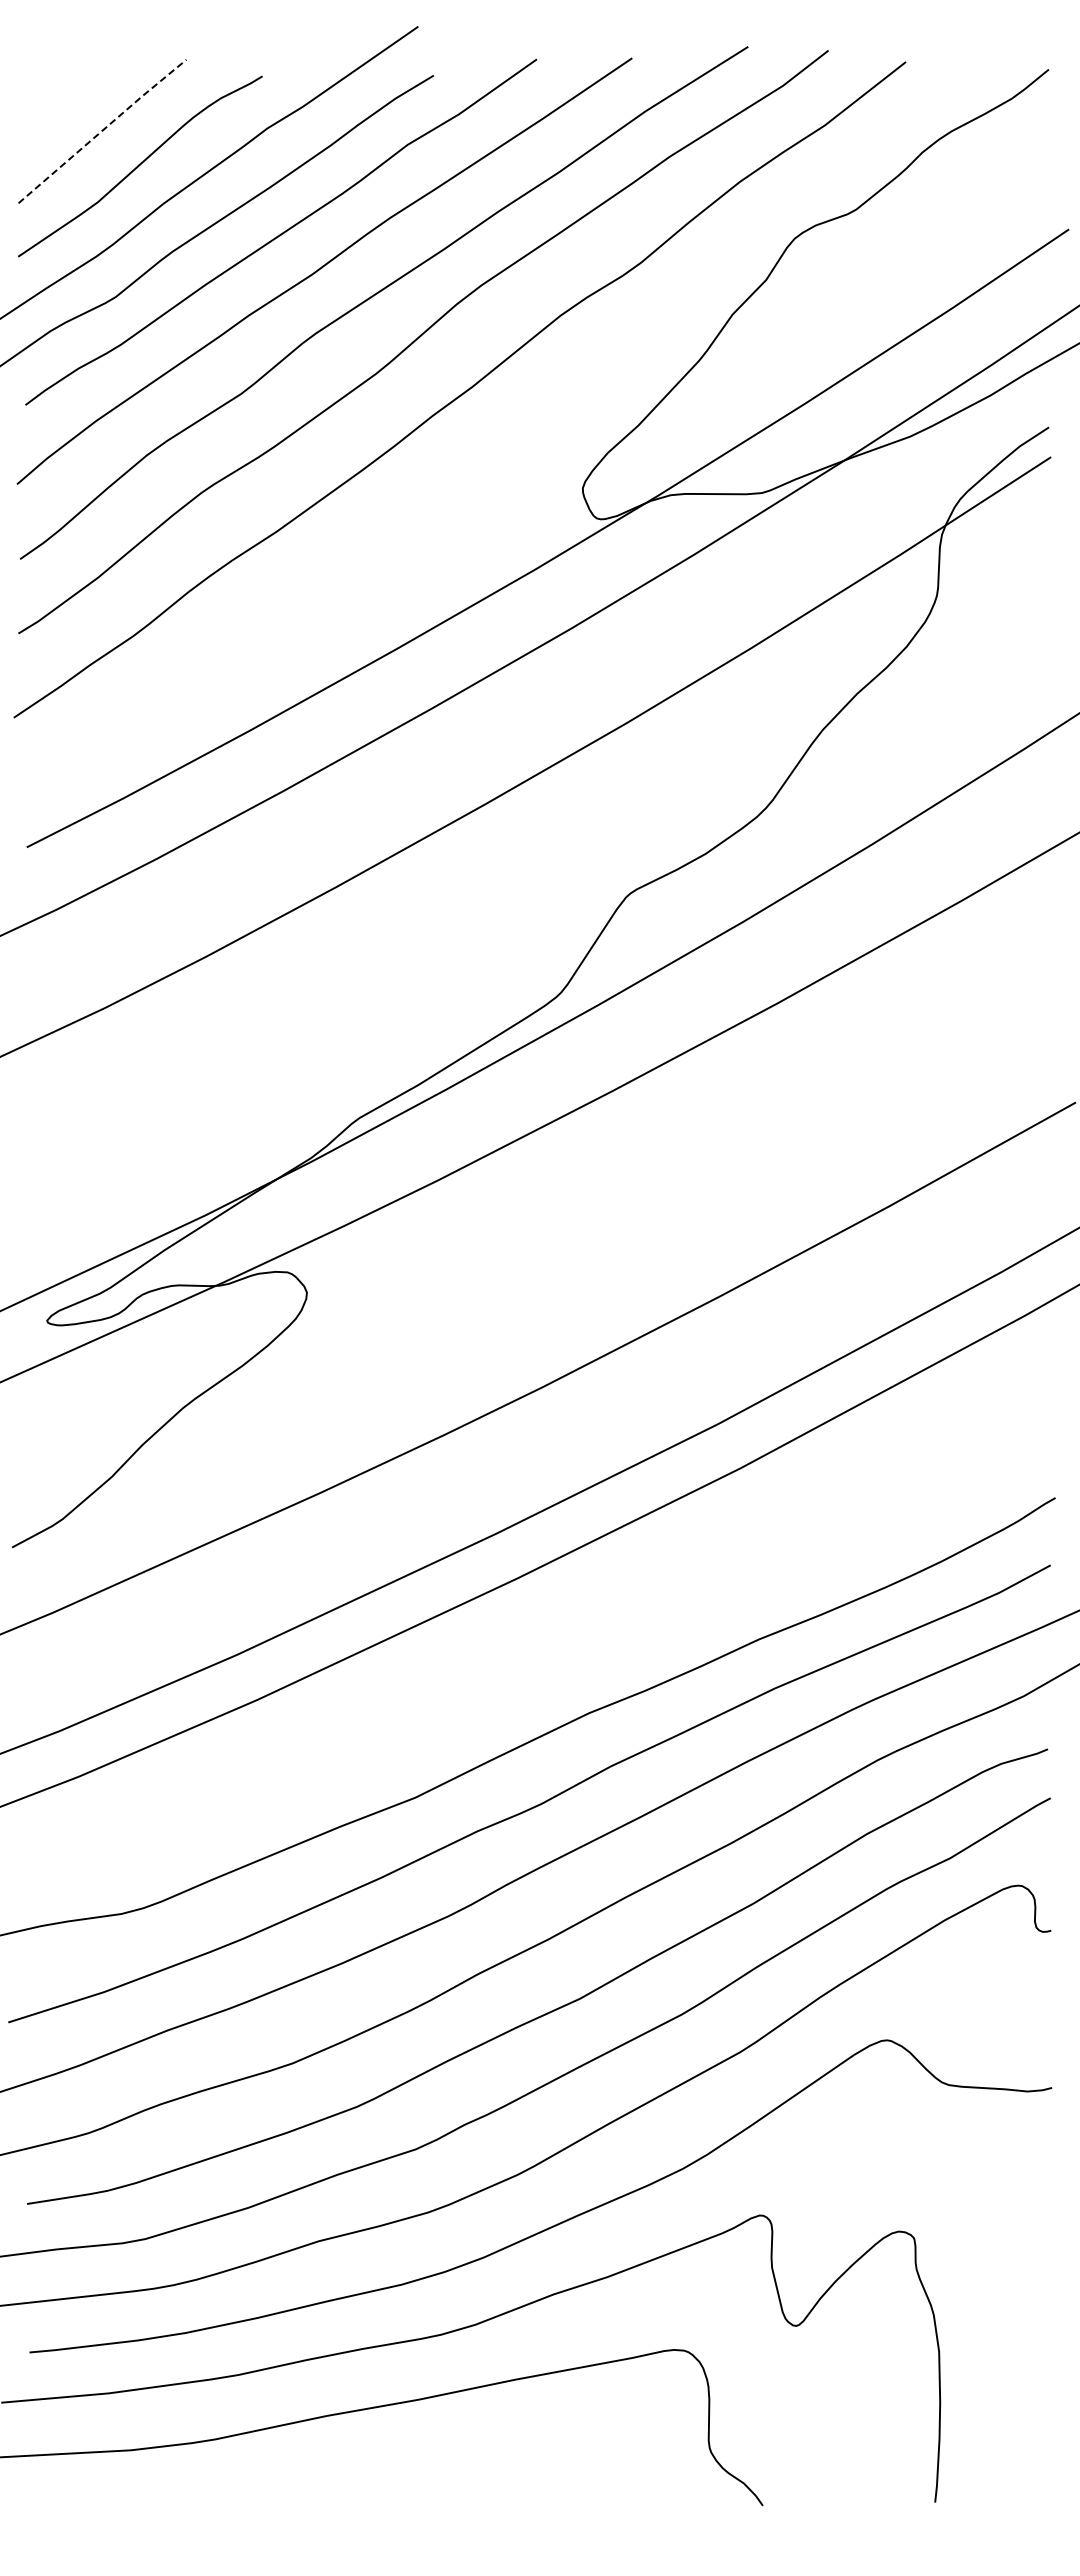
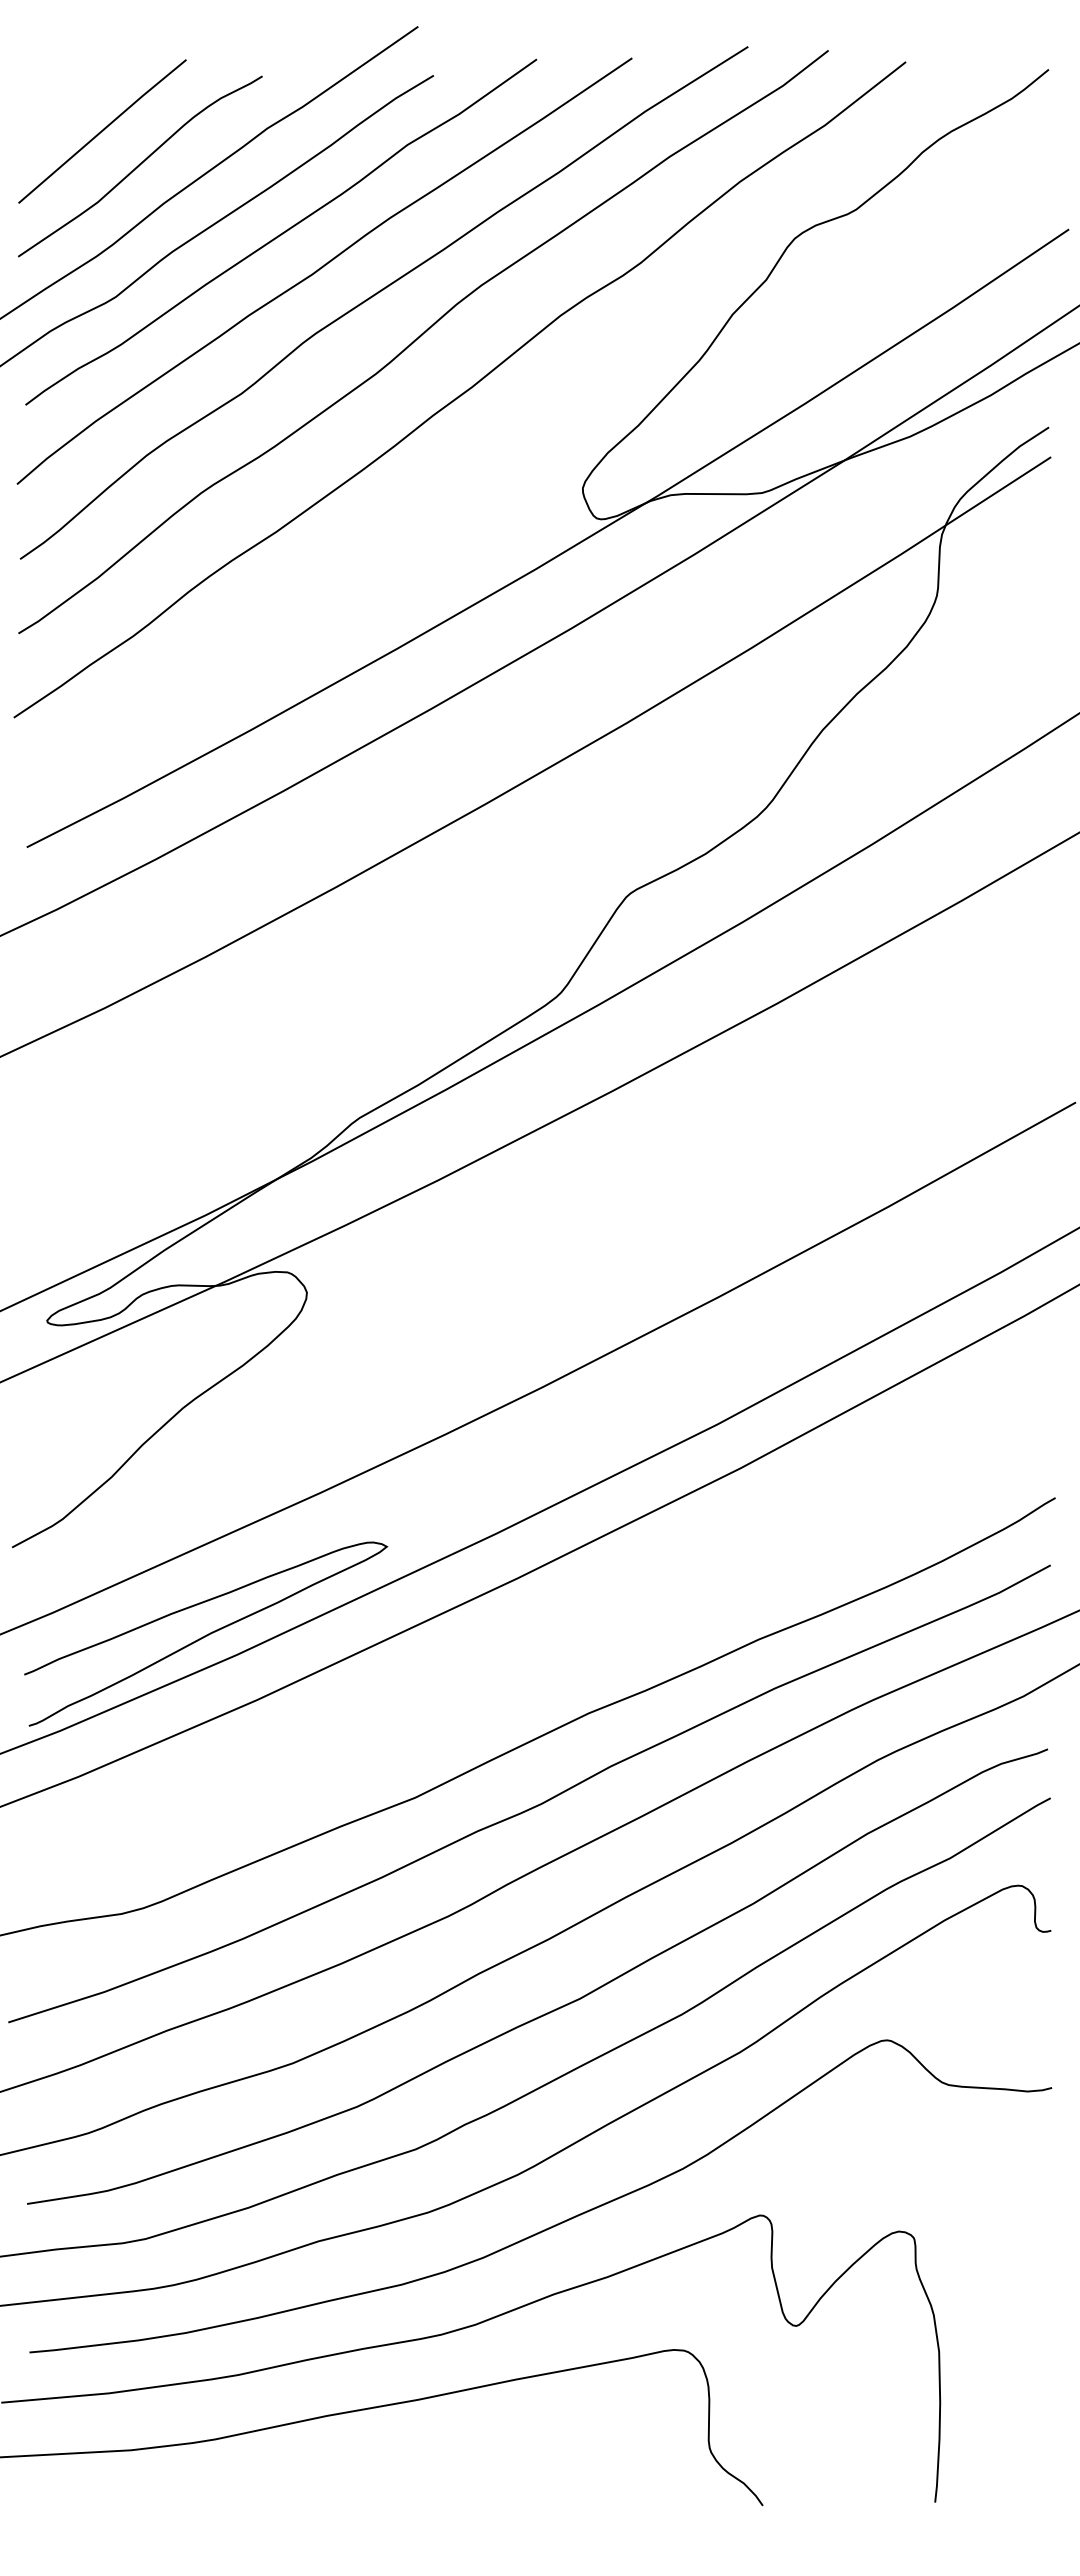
line: dashed -> solid (102, 130)
curve: none -> present (206, 1634)
